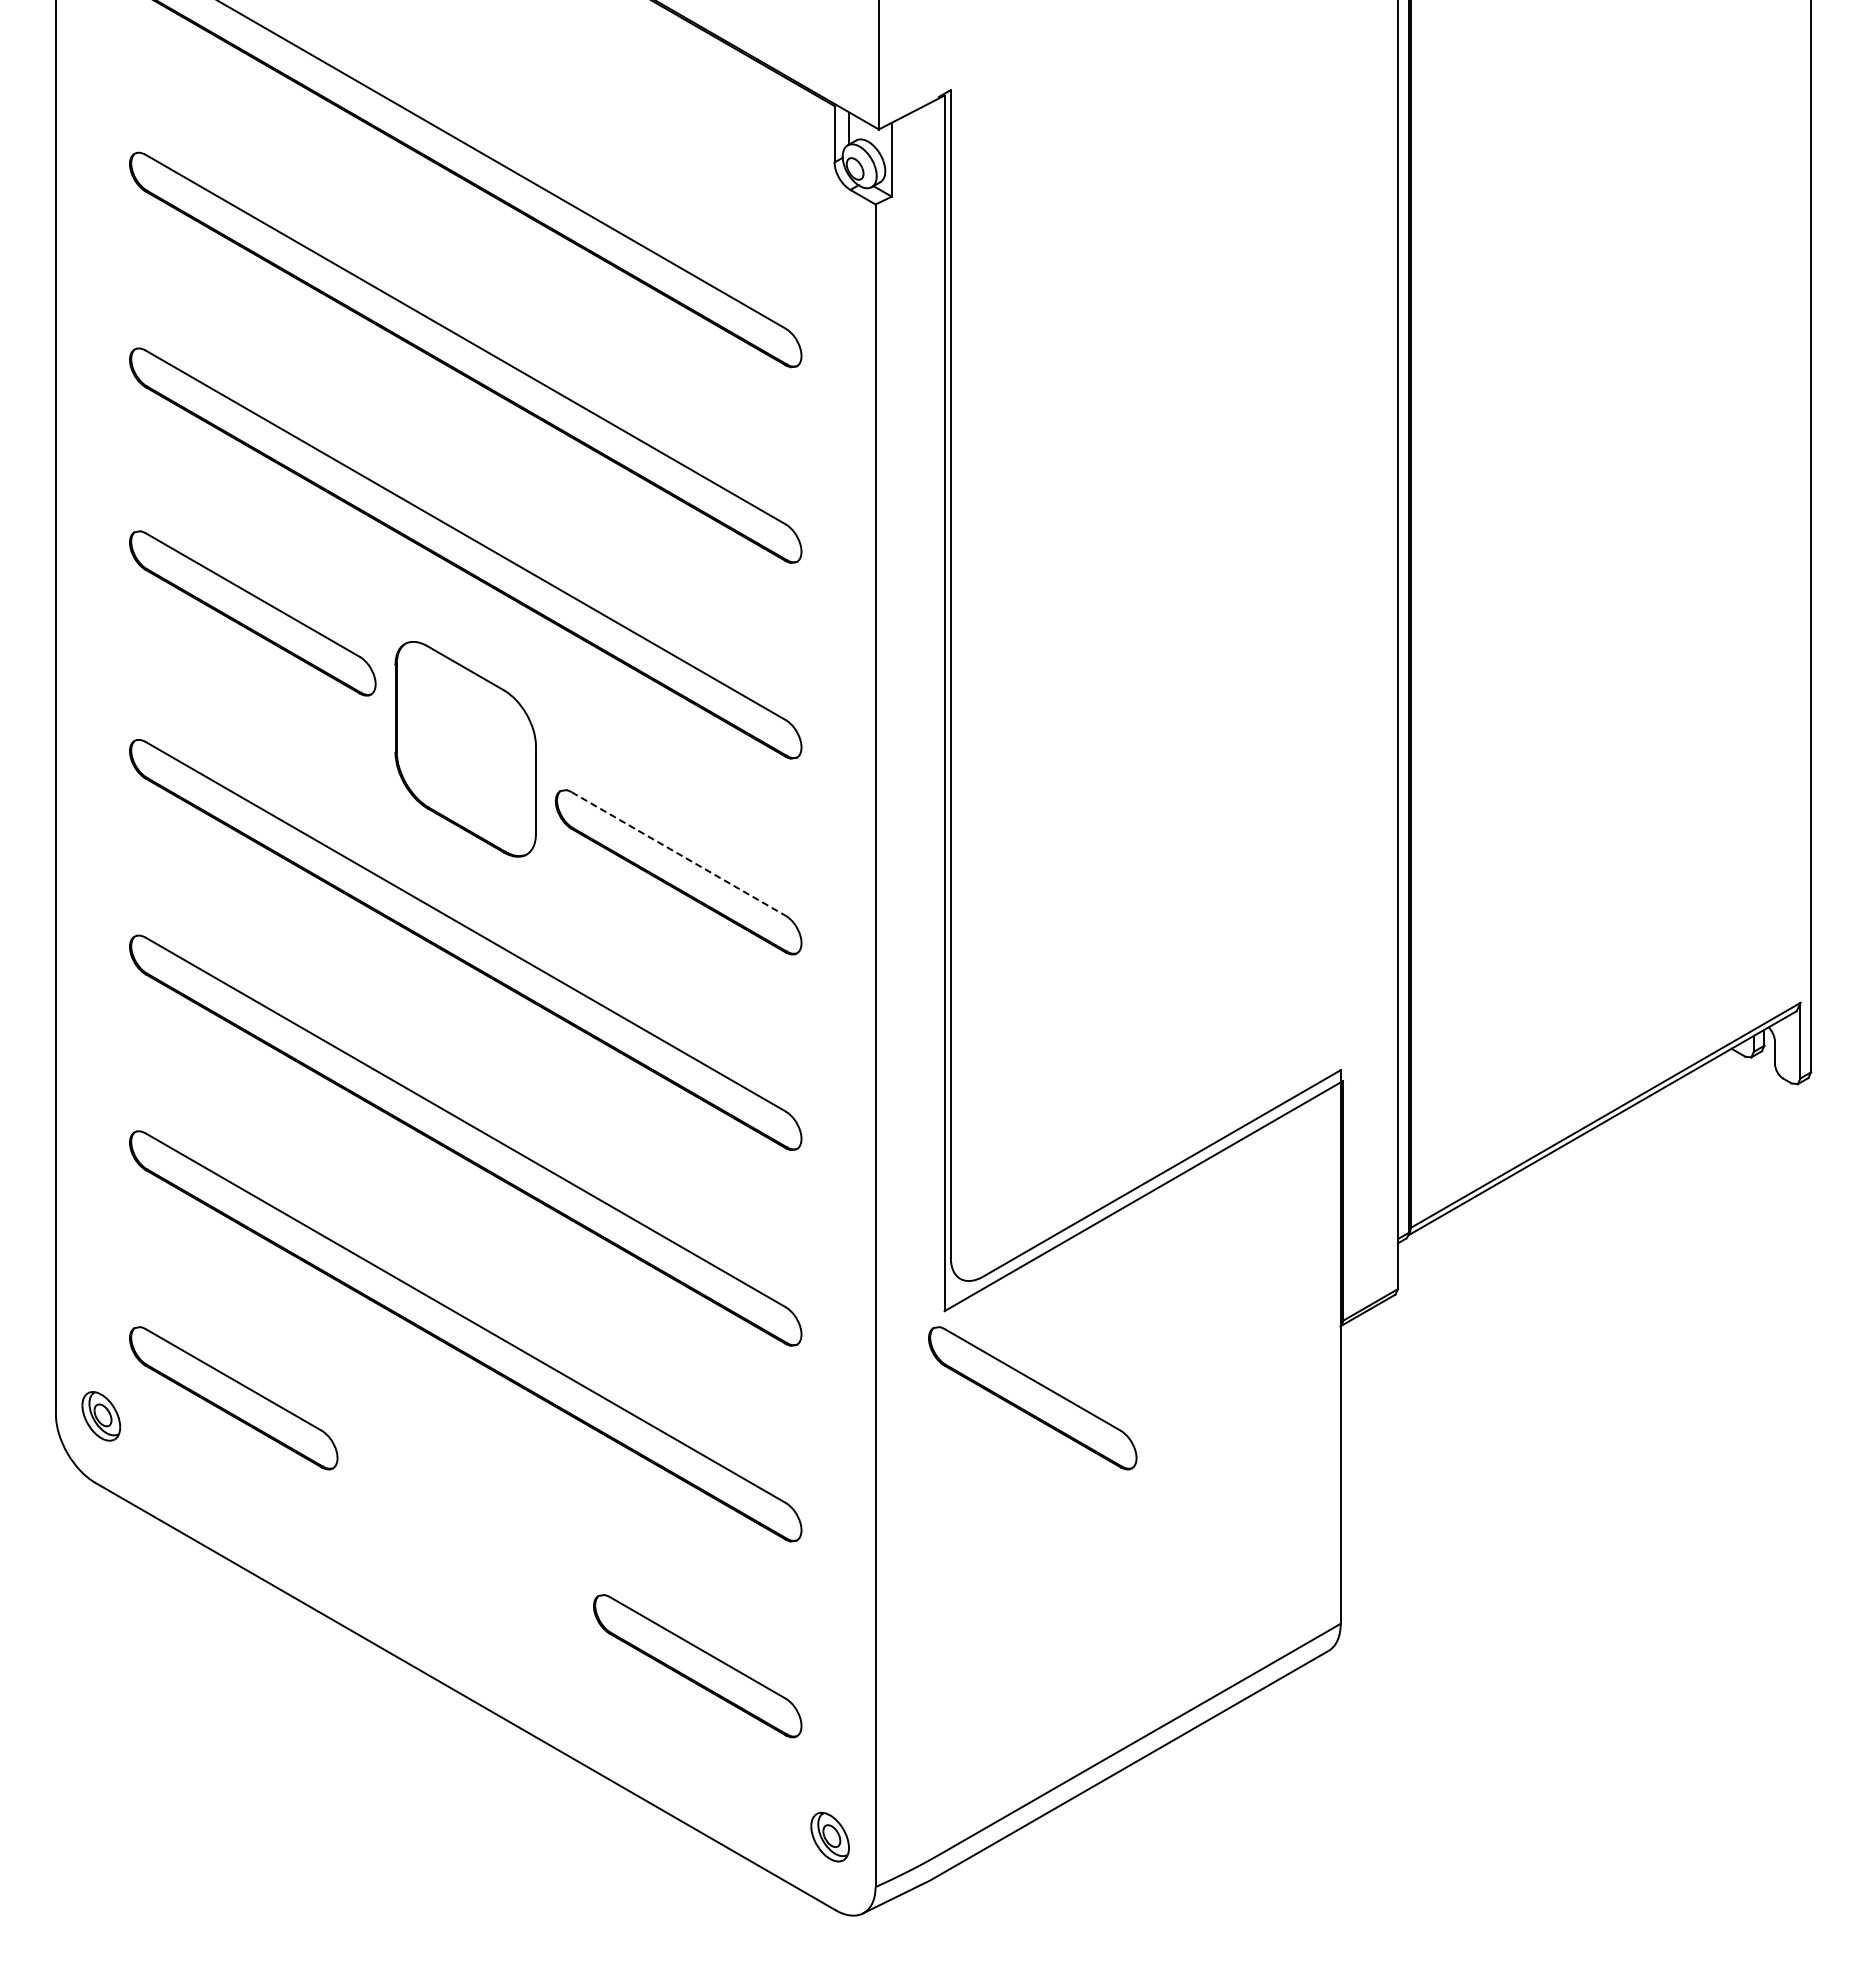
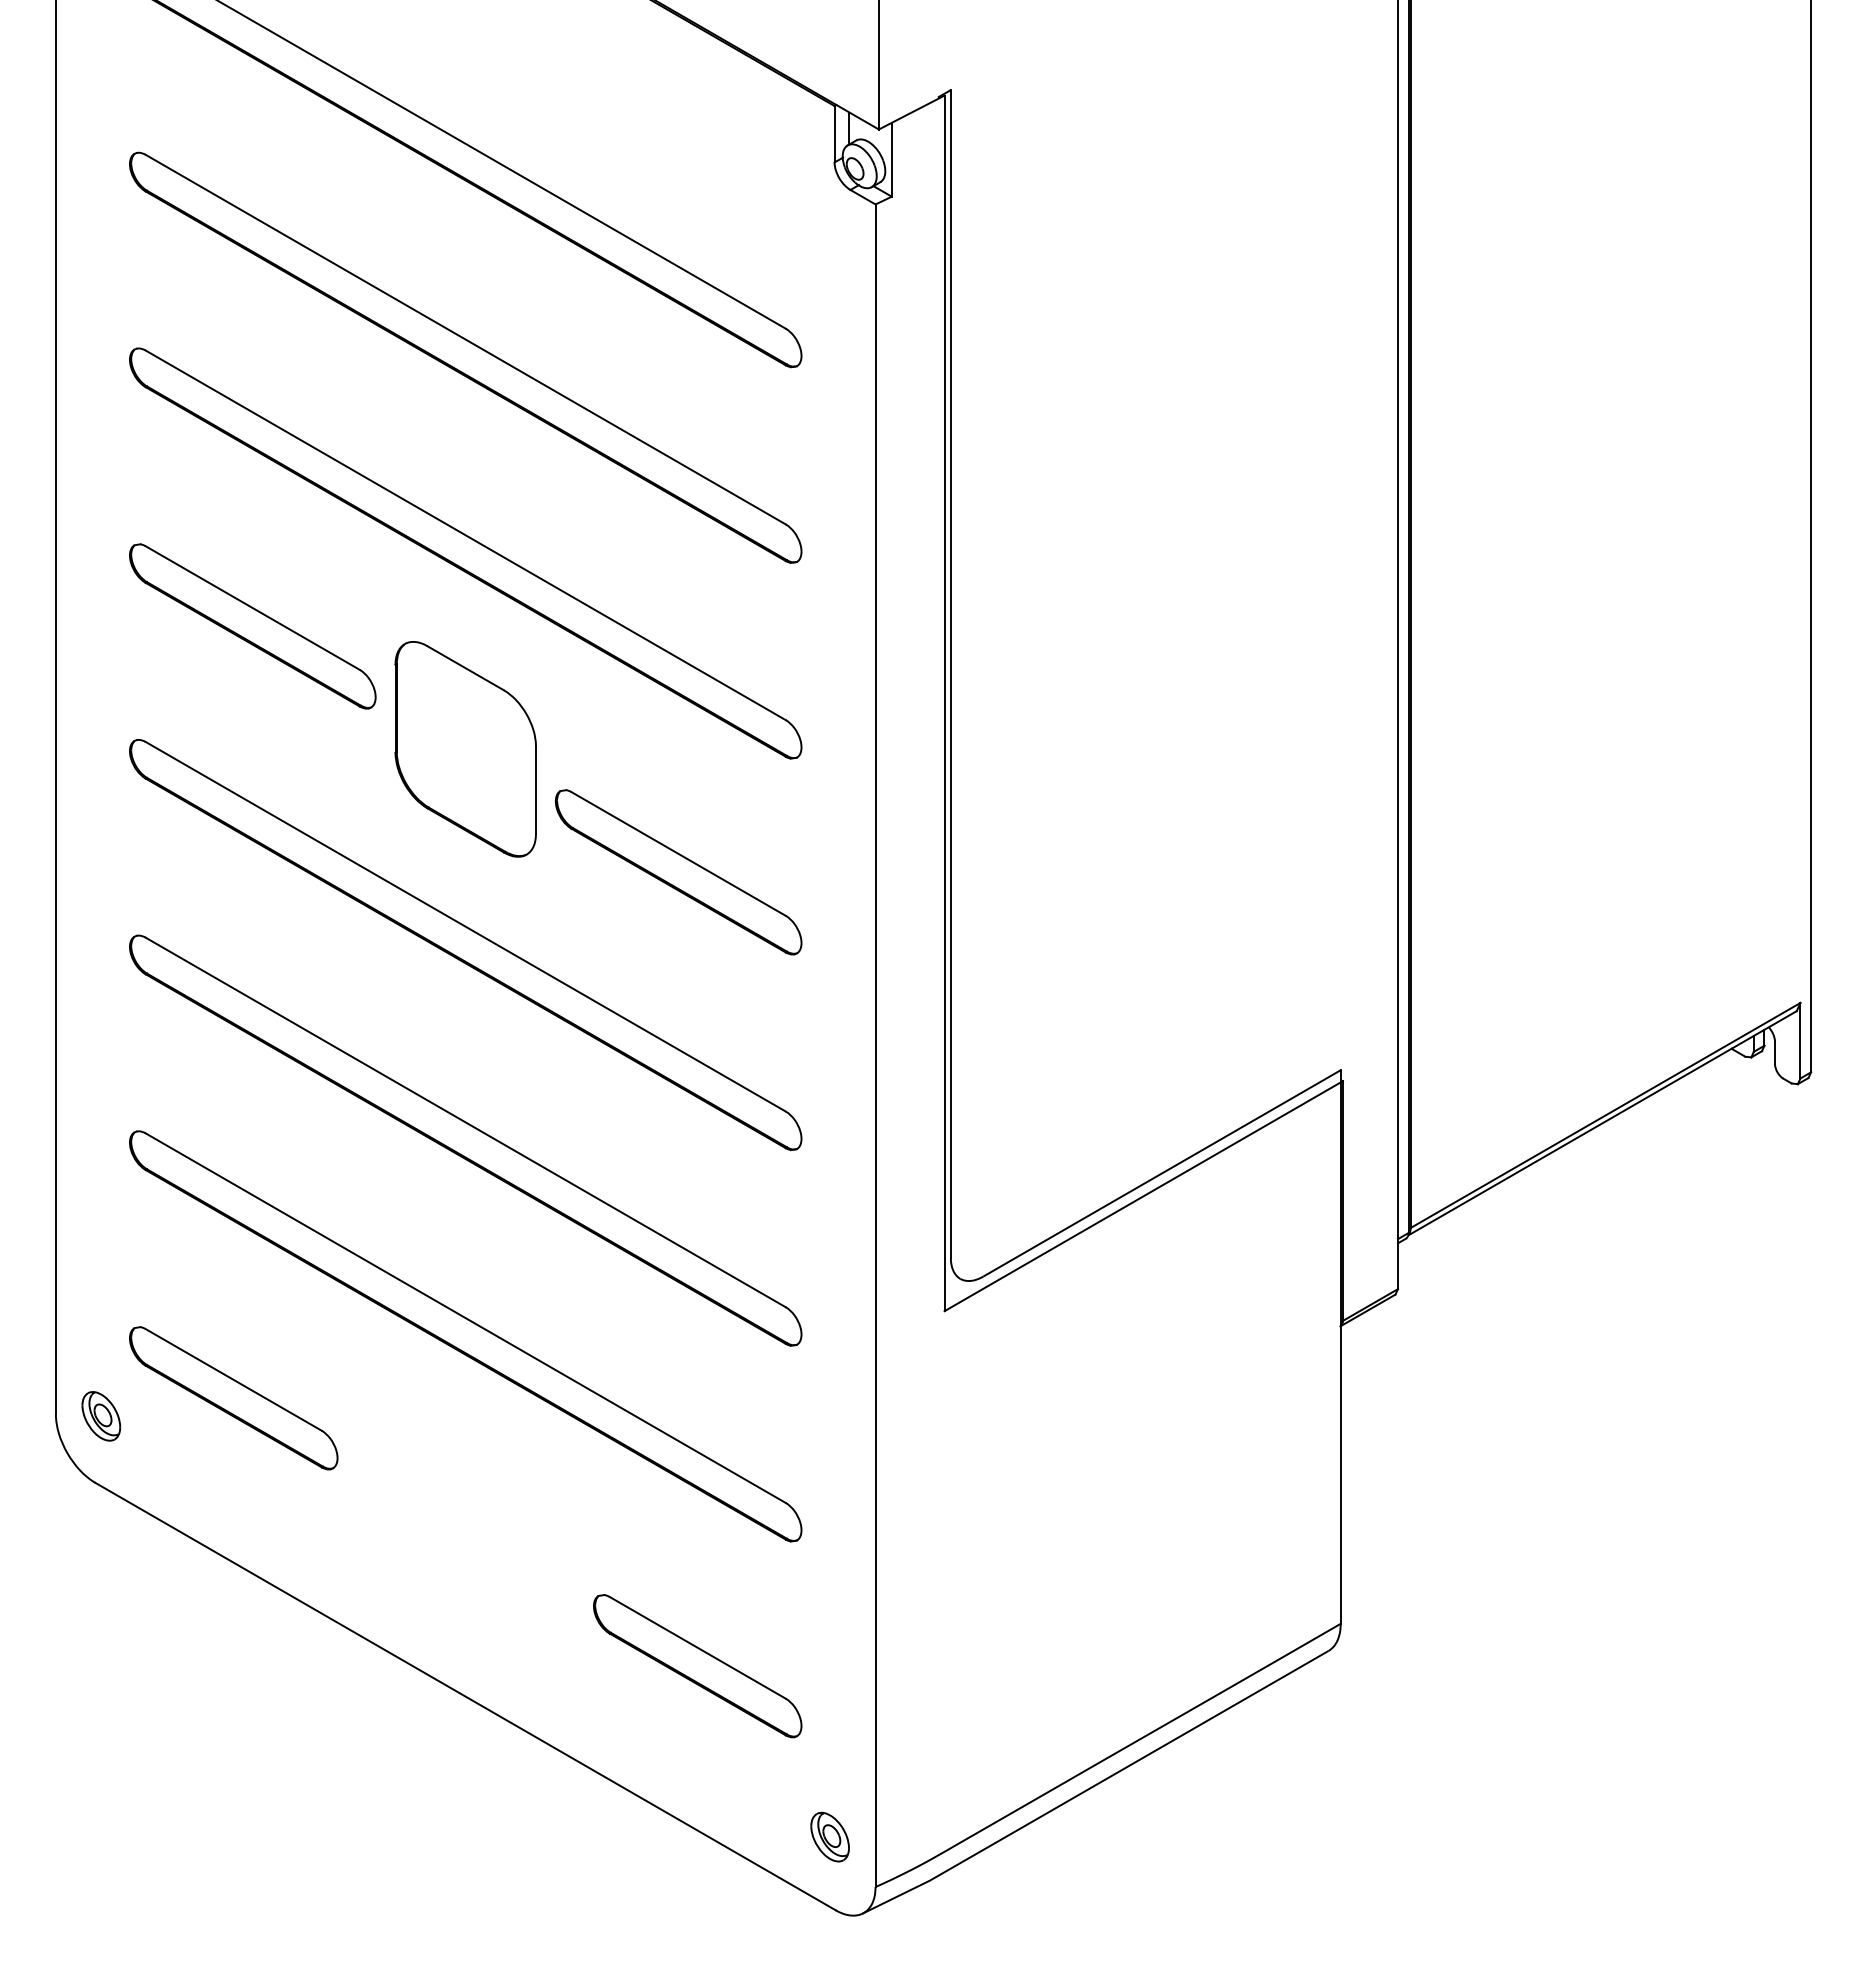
part position: (252, 613) -> (252, 626) (252, 626)
line: dashed -> solid (678, 853)
part: present -> none (1032, 1398)
